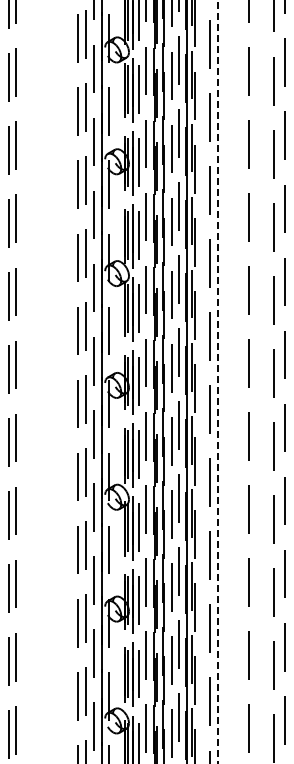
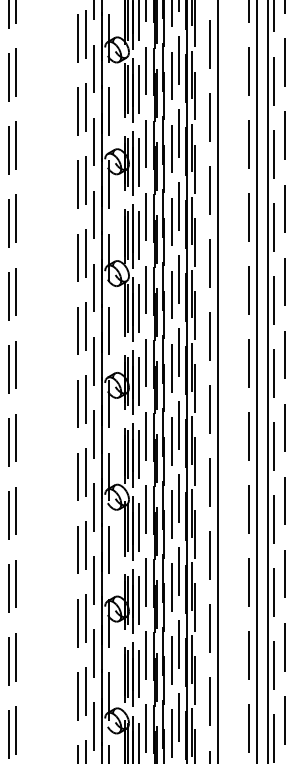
line: dashed -> solid (217, 381)
line: none -> present (256, 381)
line: none -> present (267, 381)
